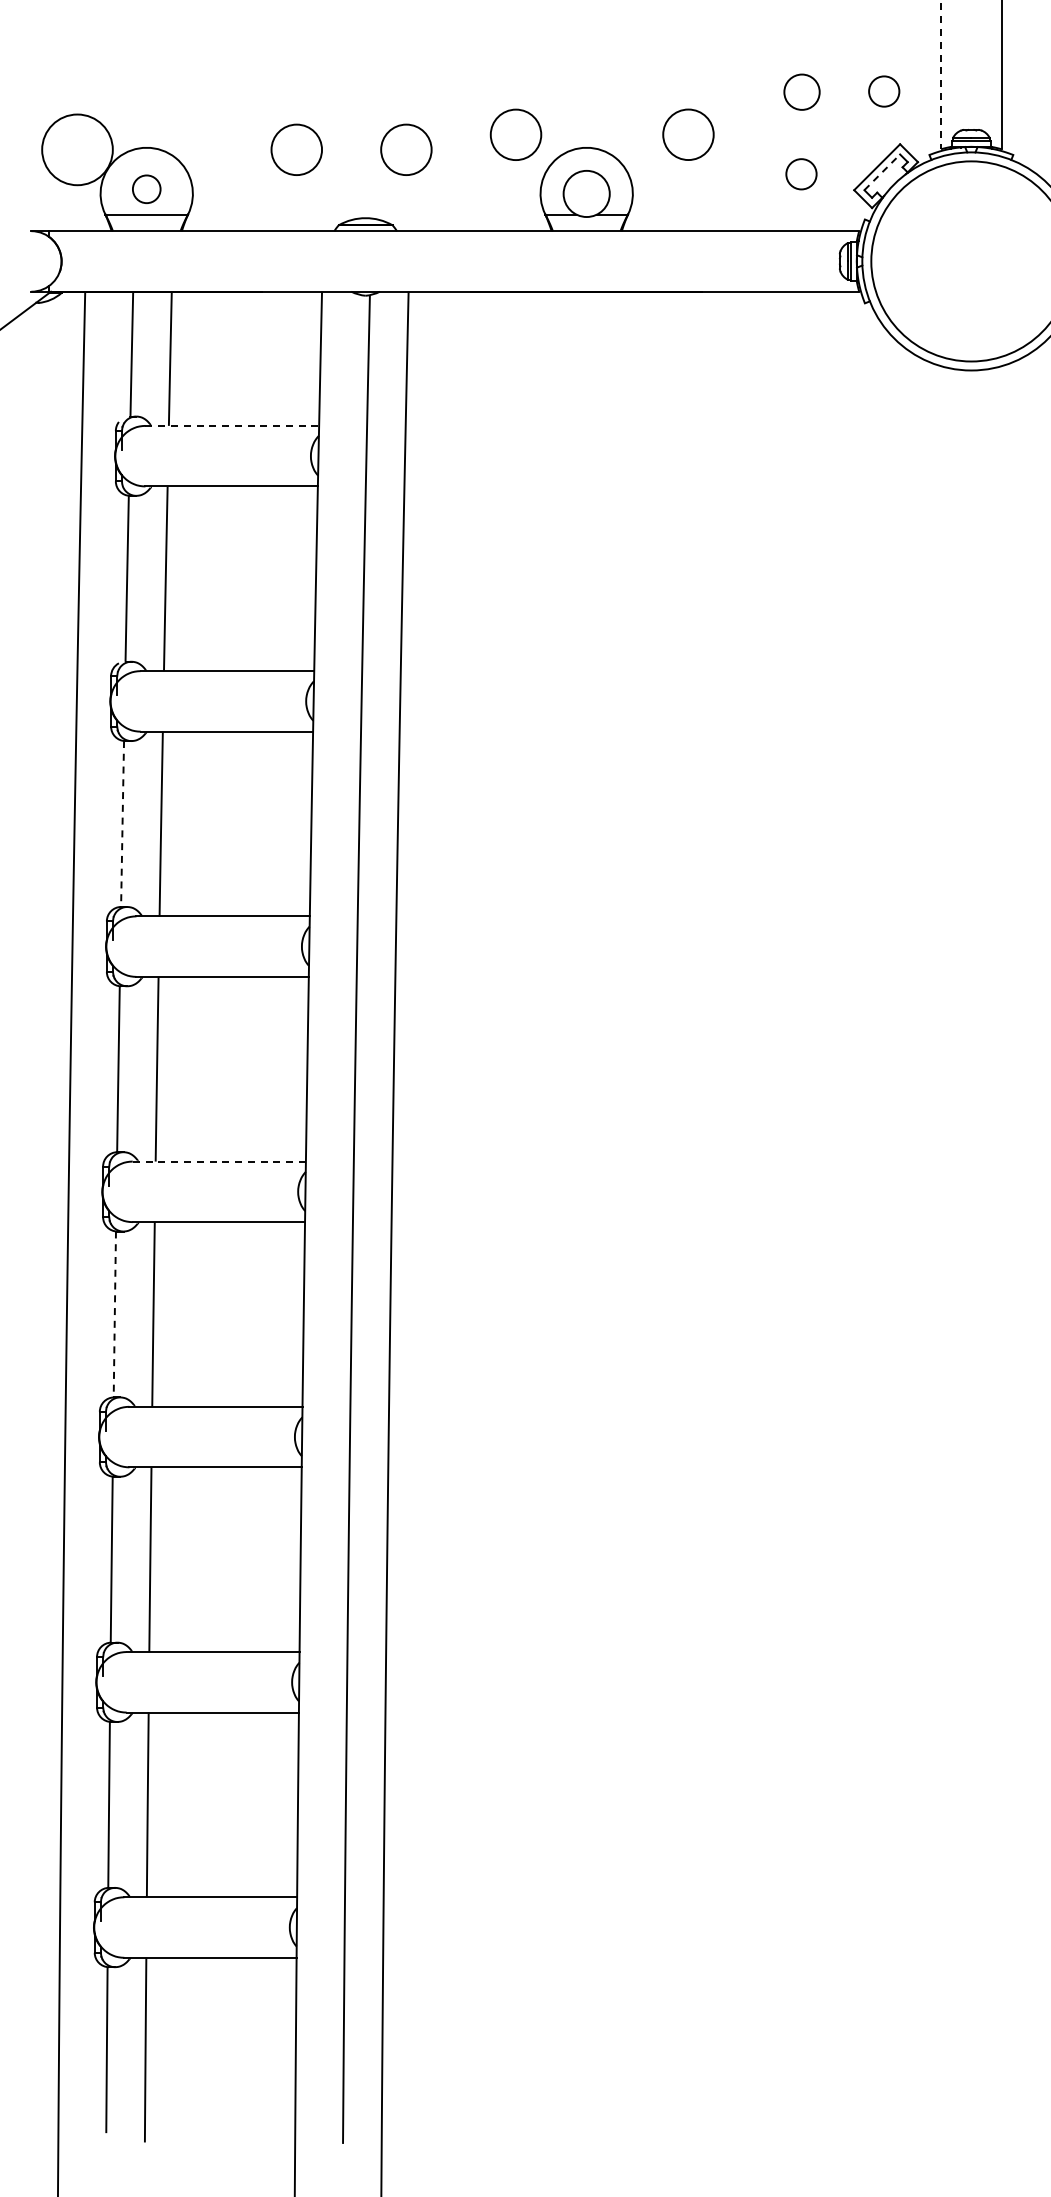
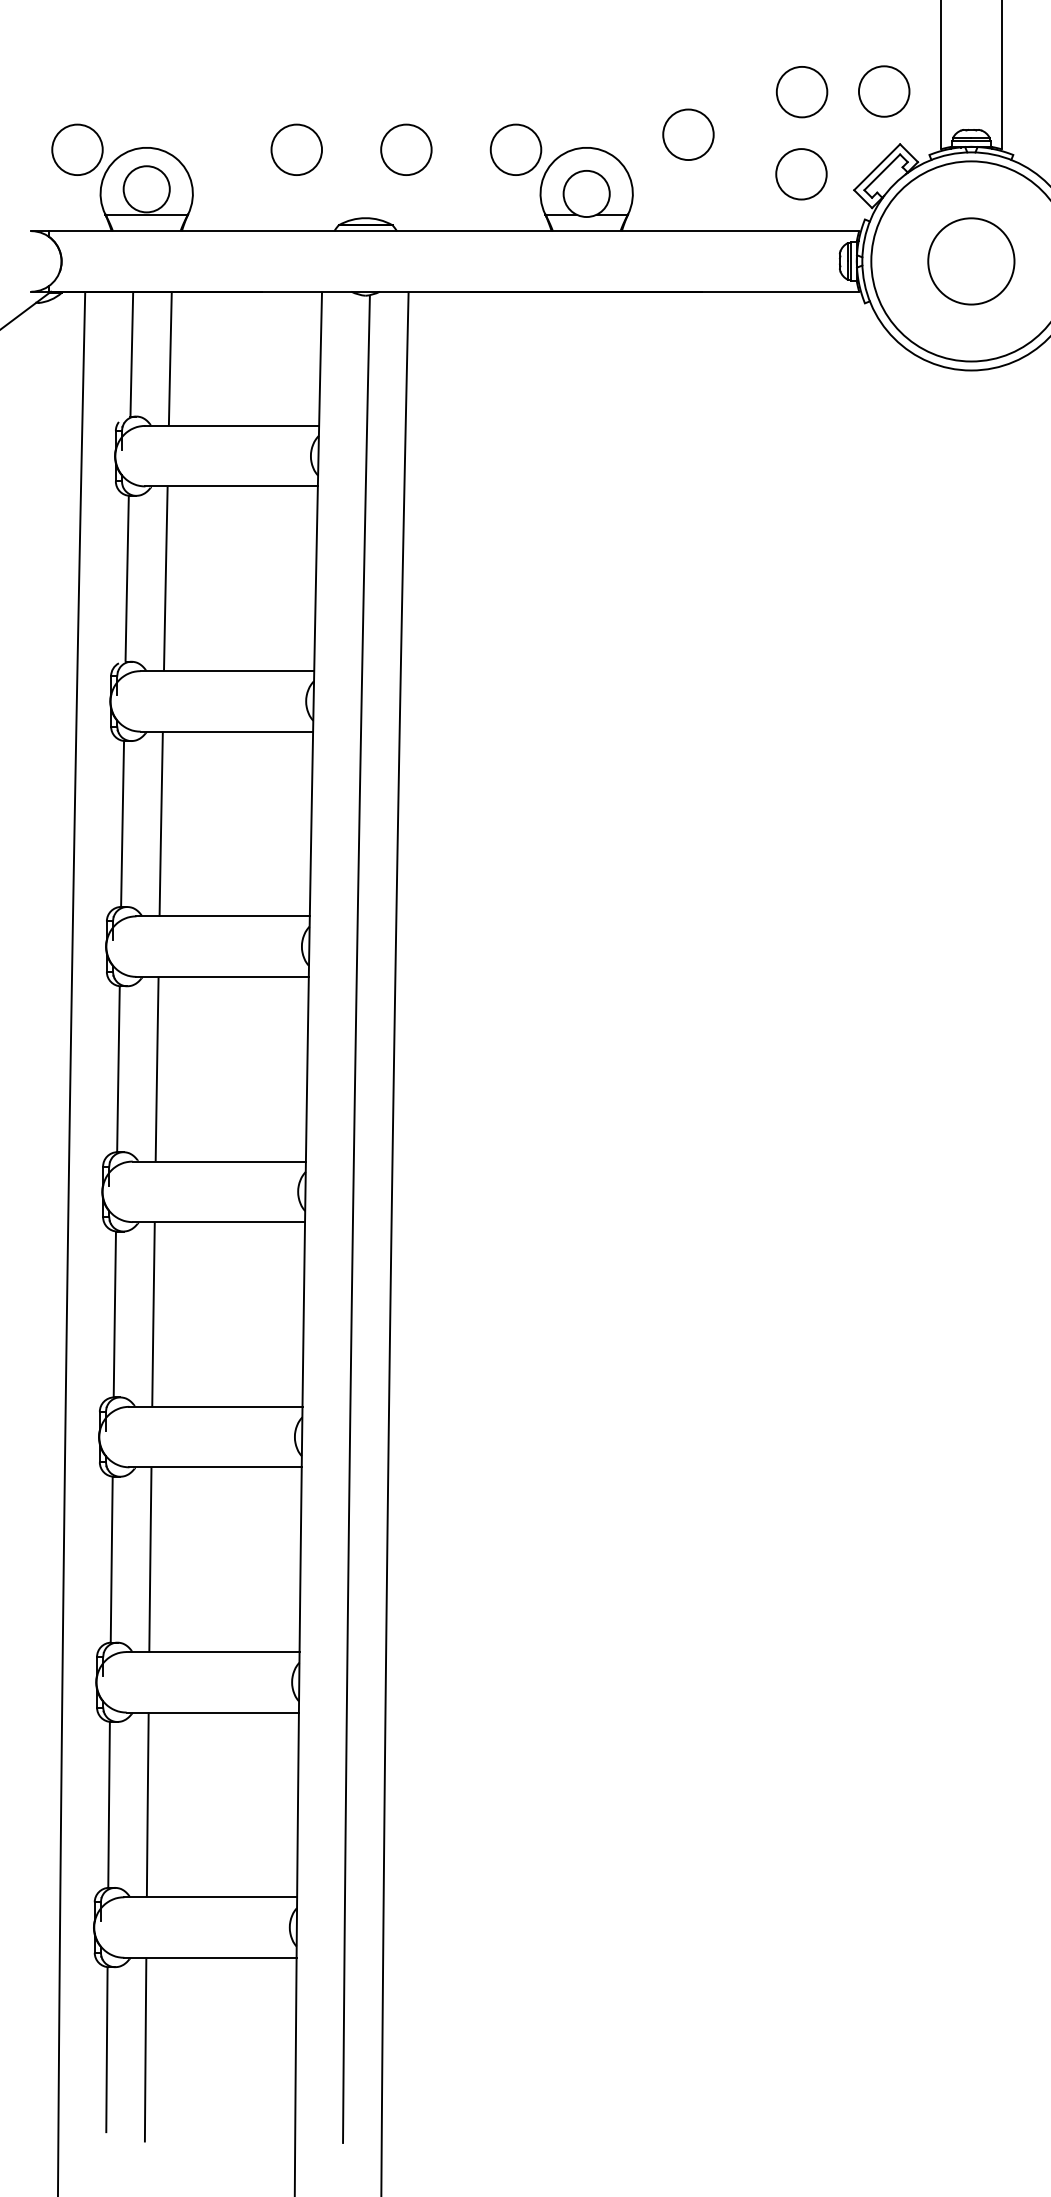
line: dashed -> solid (941, 75)
circle size: 38x38 px -> 54x53 px (801, 92)
circle diameter: 30 px -> 50 px (883, 91)
circle position: (515, 134) -> (515, 149) (515, 149)
circle diameter: 71 px -> 50 px (77, 149)
line: dashed -> solid (882, 172)
circle diameter: 30 px -> 50 px (801, 174)
circle diameter: 28 px -> 46 px (146, 189)
circle: none -> present (971, 261)
line: dashed -> solid (232, 425)
line: dashed -> solid (122, 824)
line: dashed -> solid (219, 1161)
line: dashed -> solid (114, 1315)
